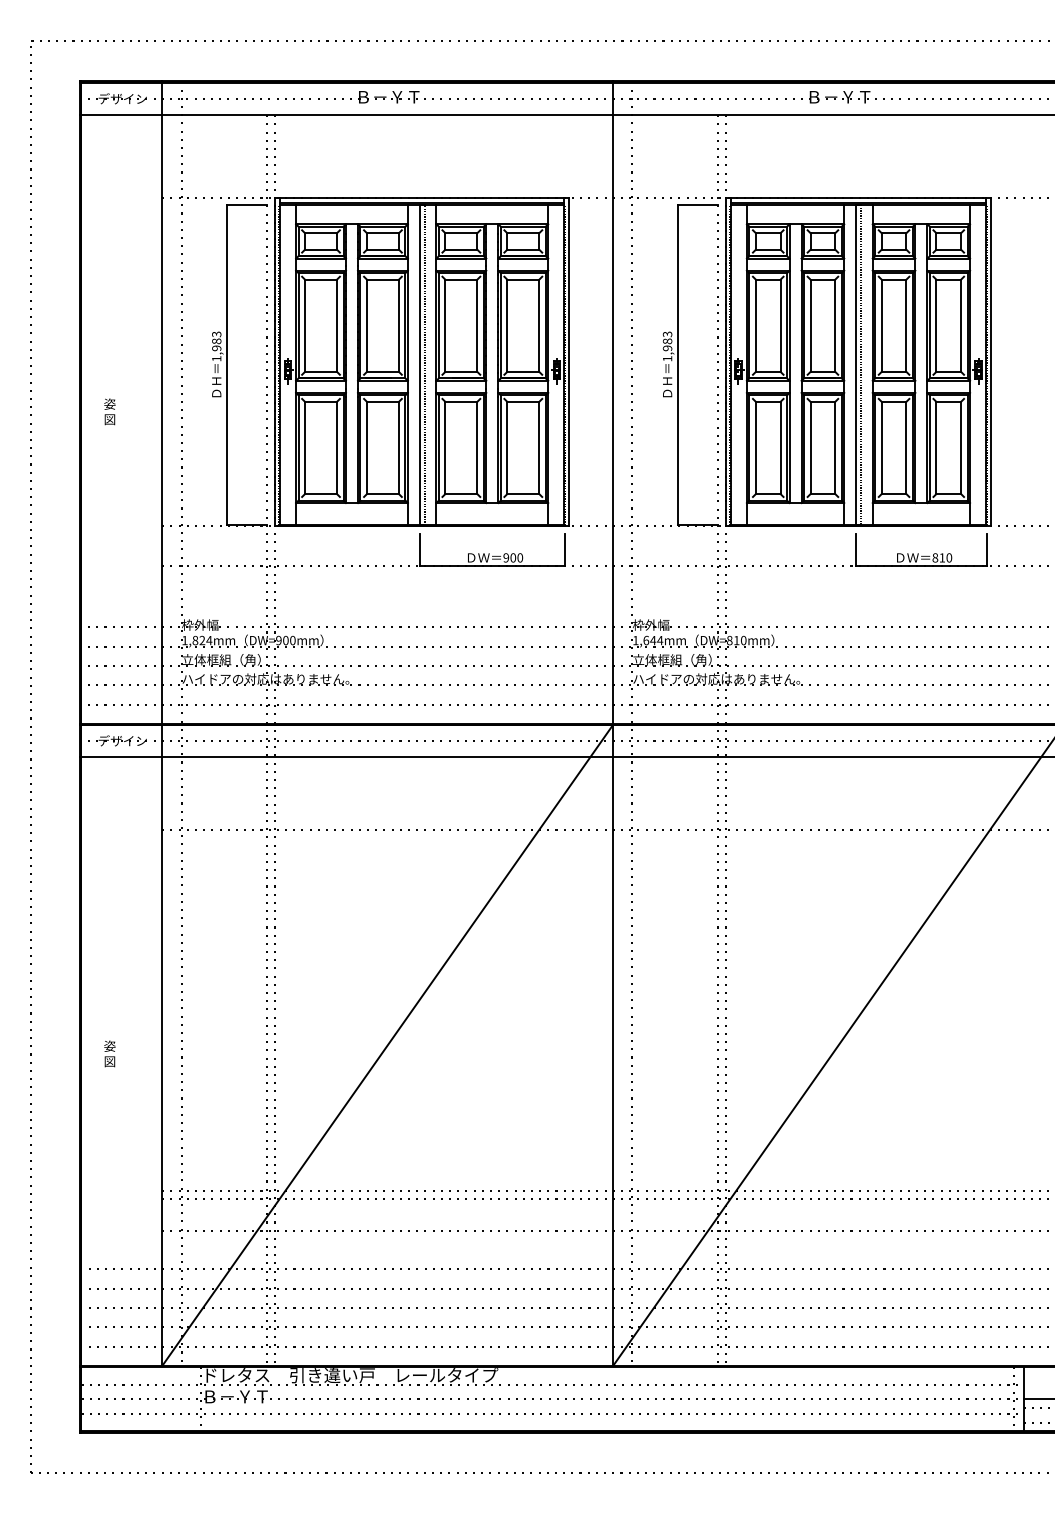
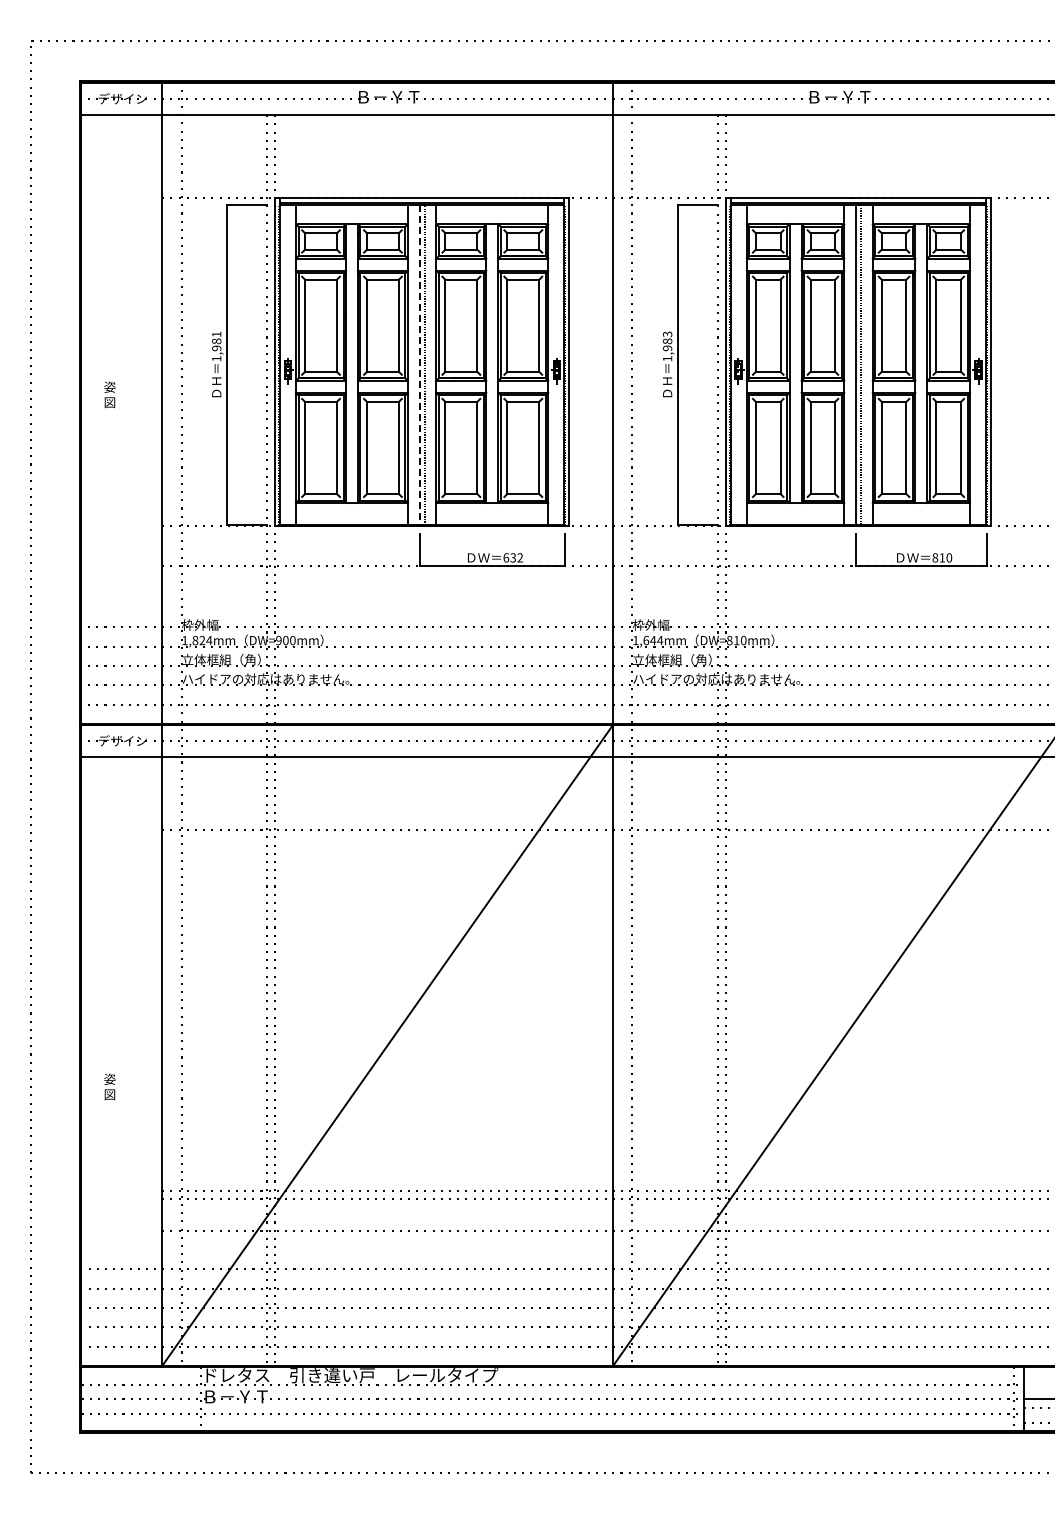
text: 1,983 -> 1,981 (216, 334)
line: solid -> dashed (419, 364)
text position: (109, 411) -> (109, 394) (109, 394)
text: 900 -> 632 (513, 557)
text position: (109, 1053) -> (109, 1086) (109, 1086)
